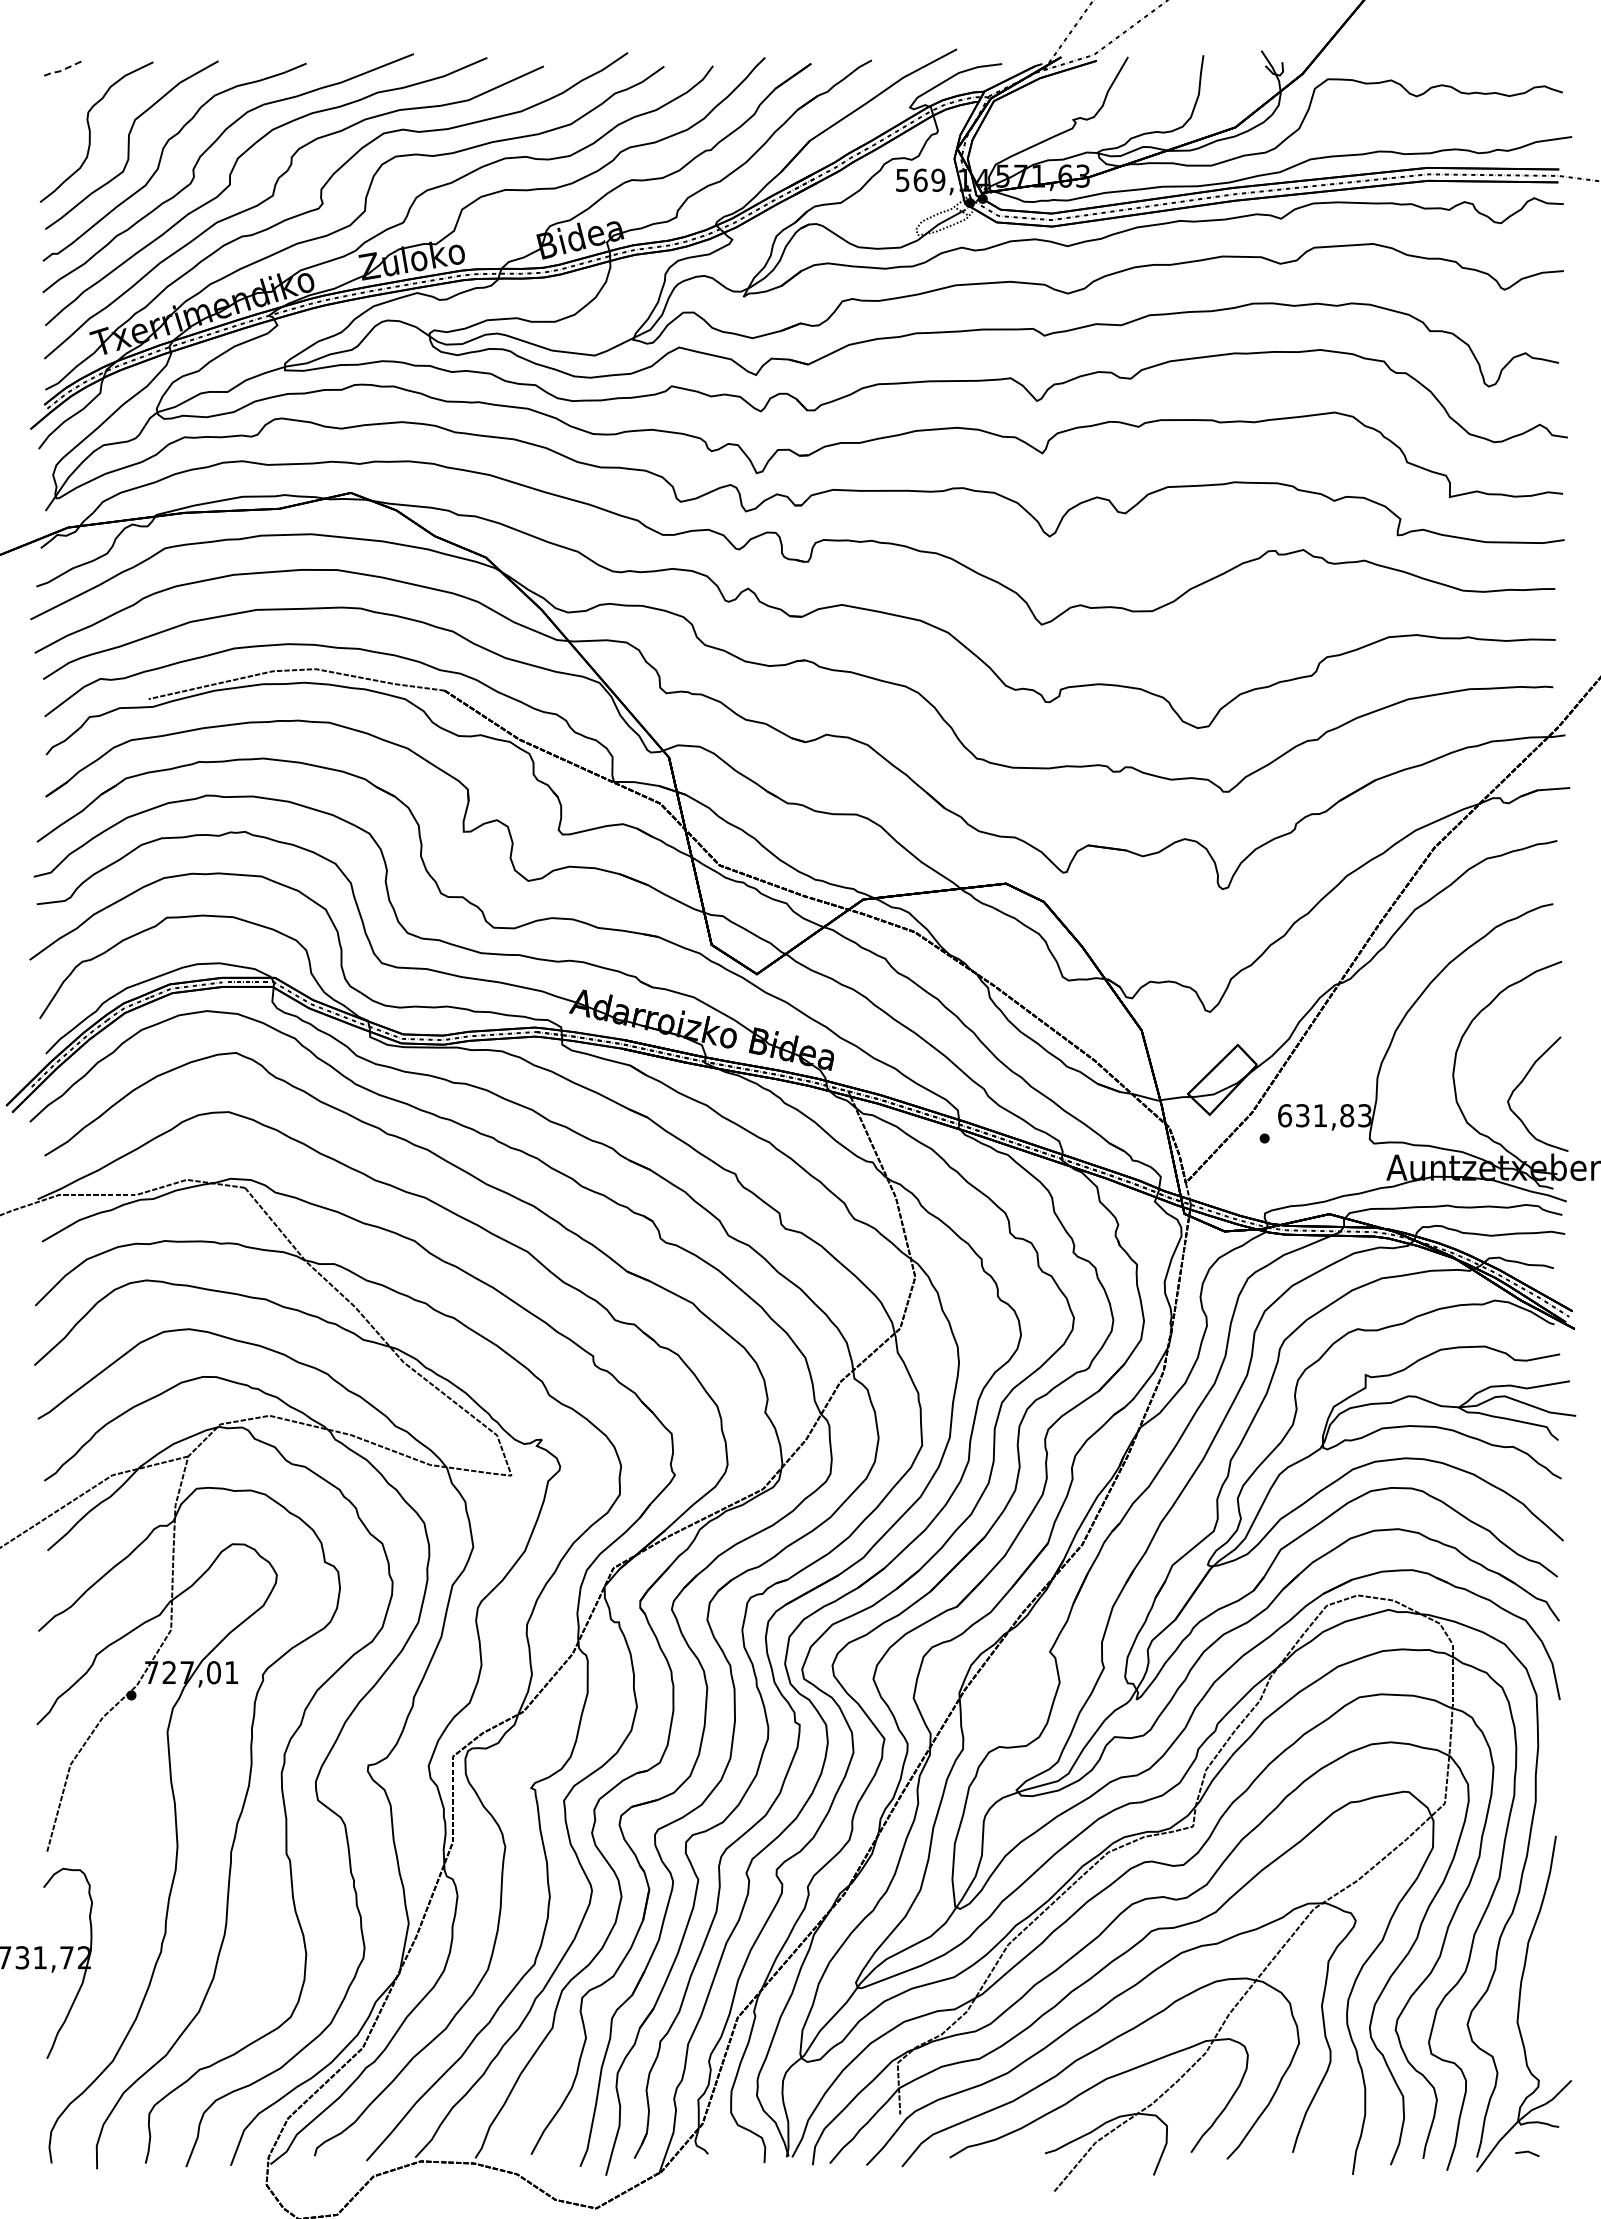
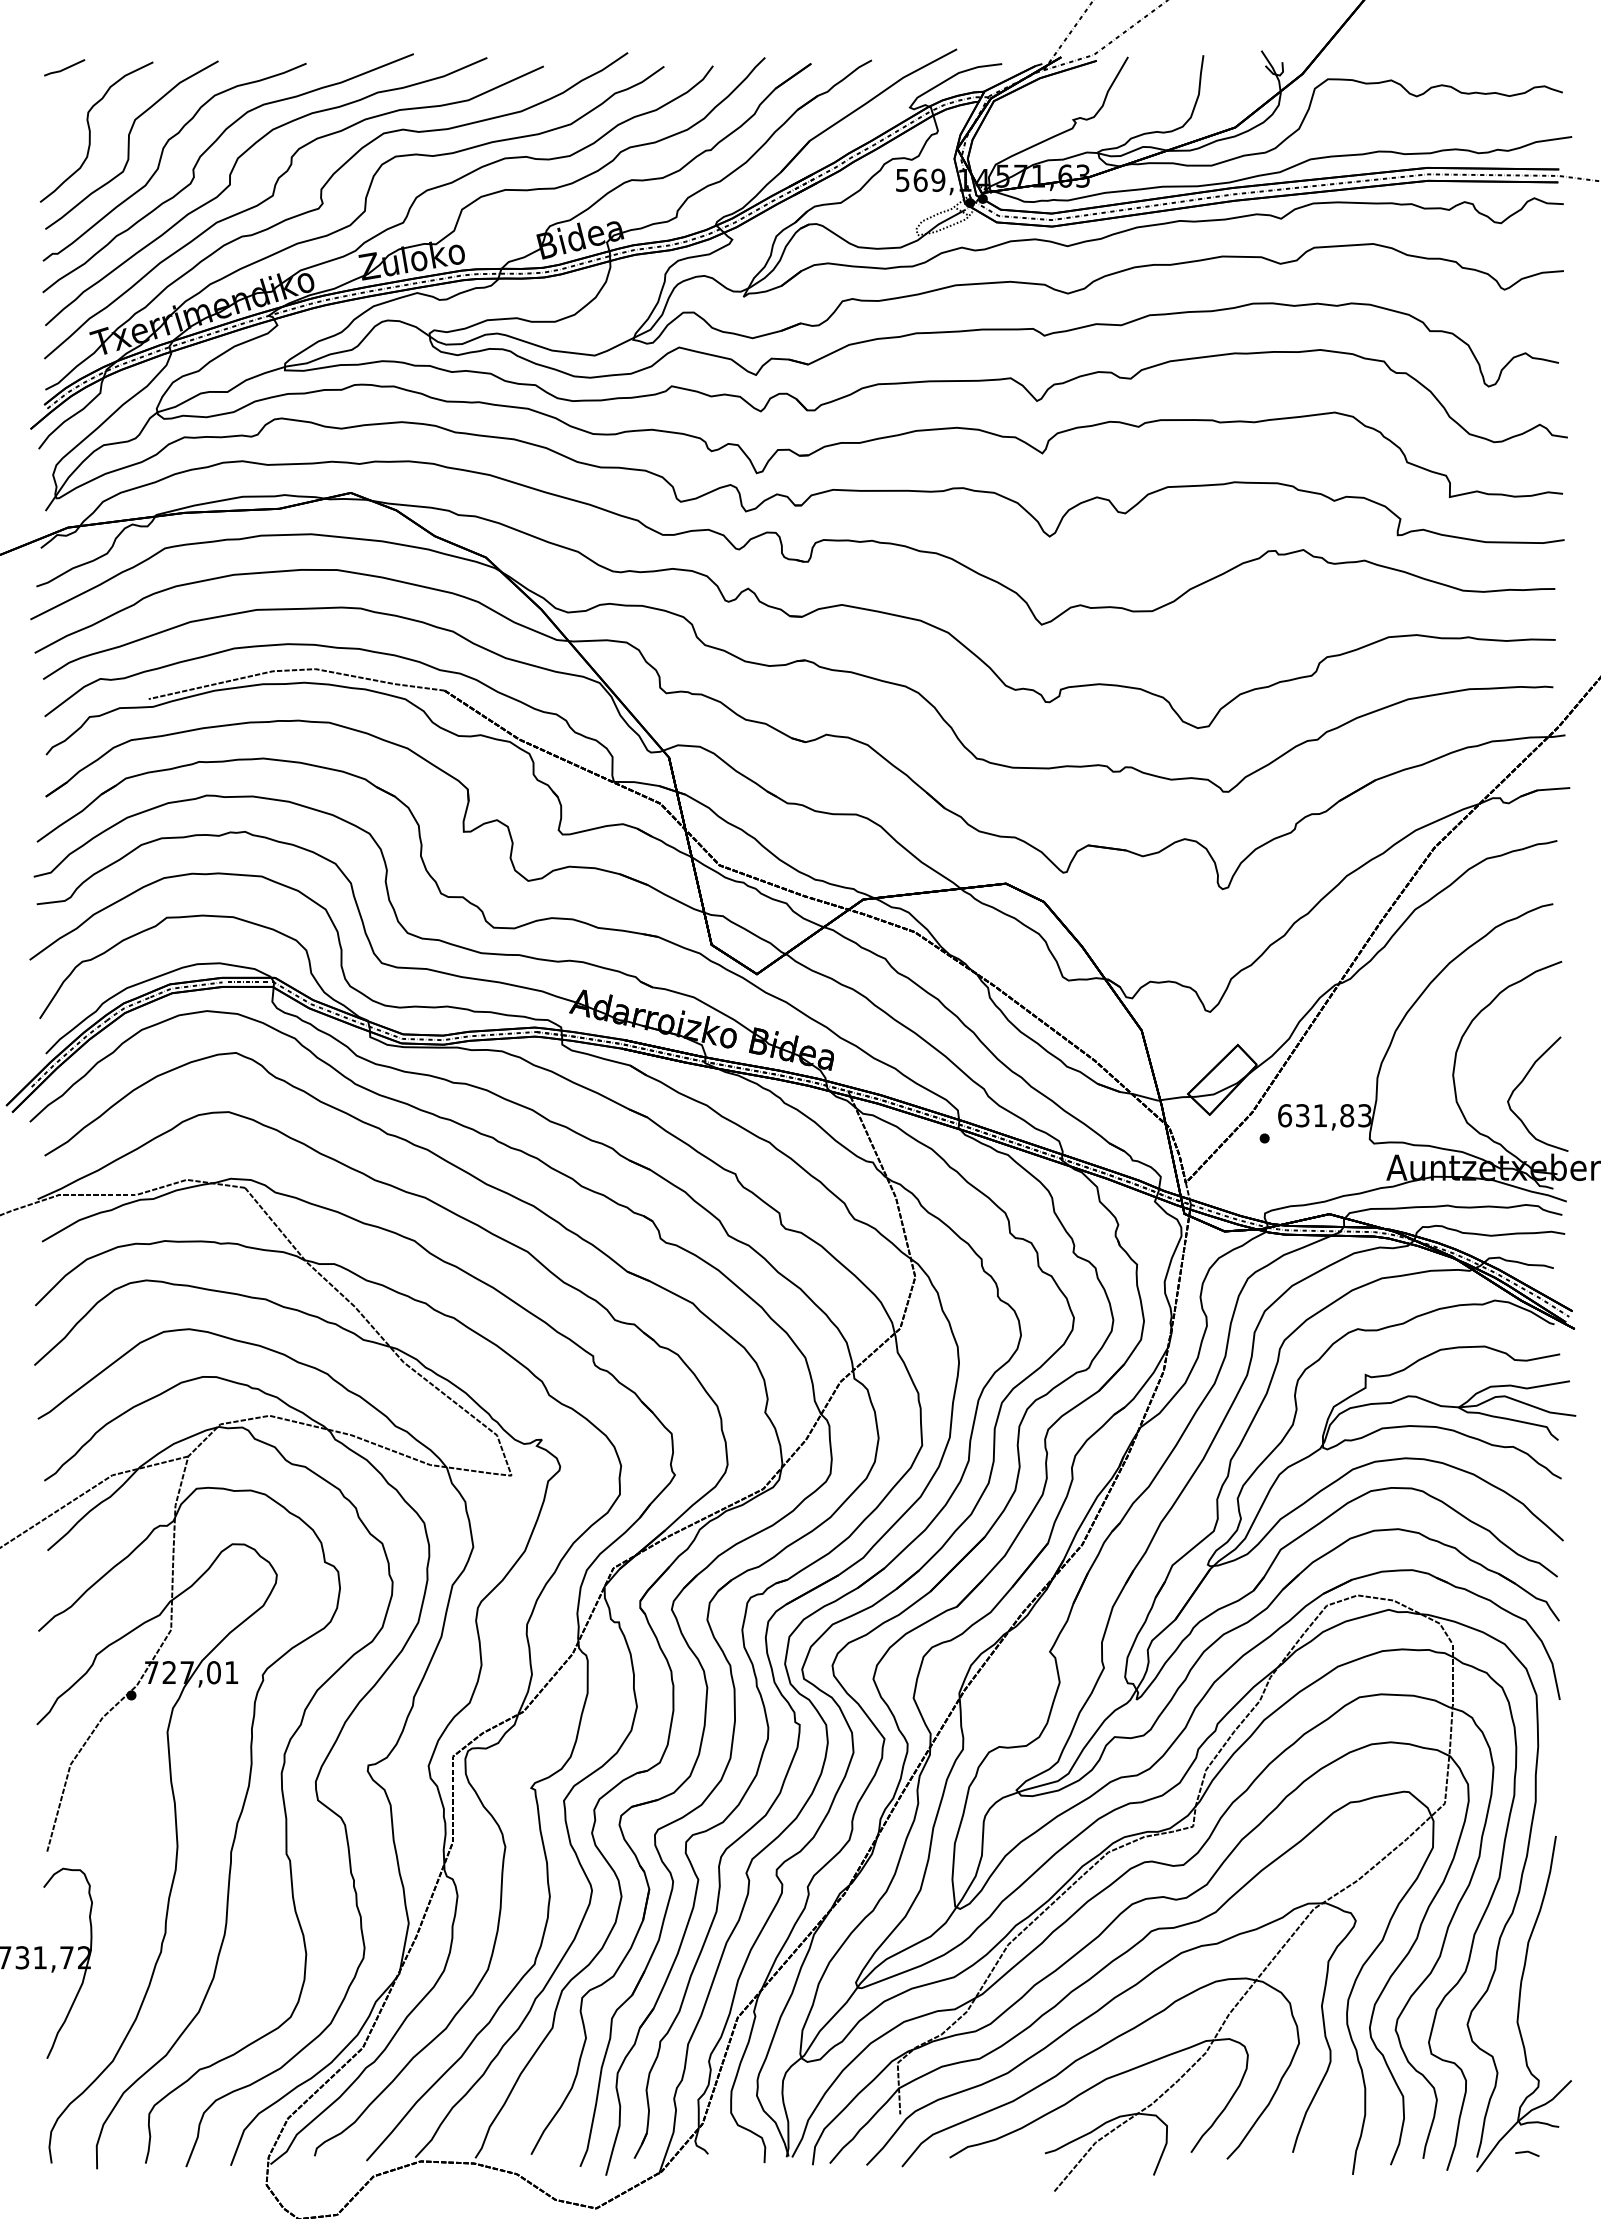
line: dashed -> solid (63, 69)
